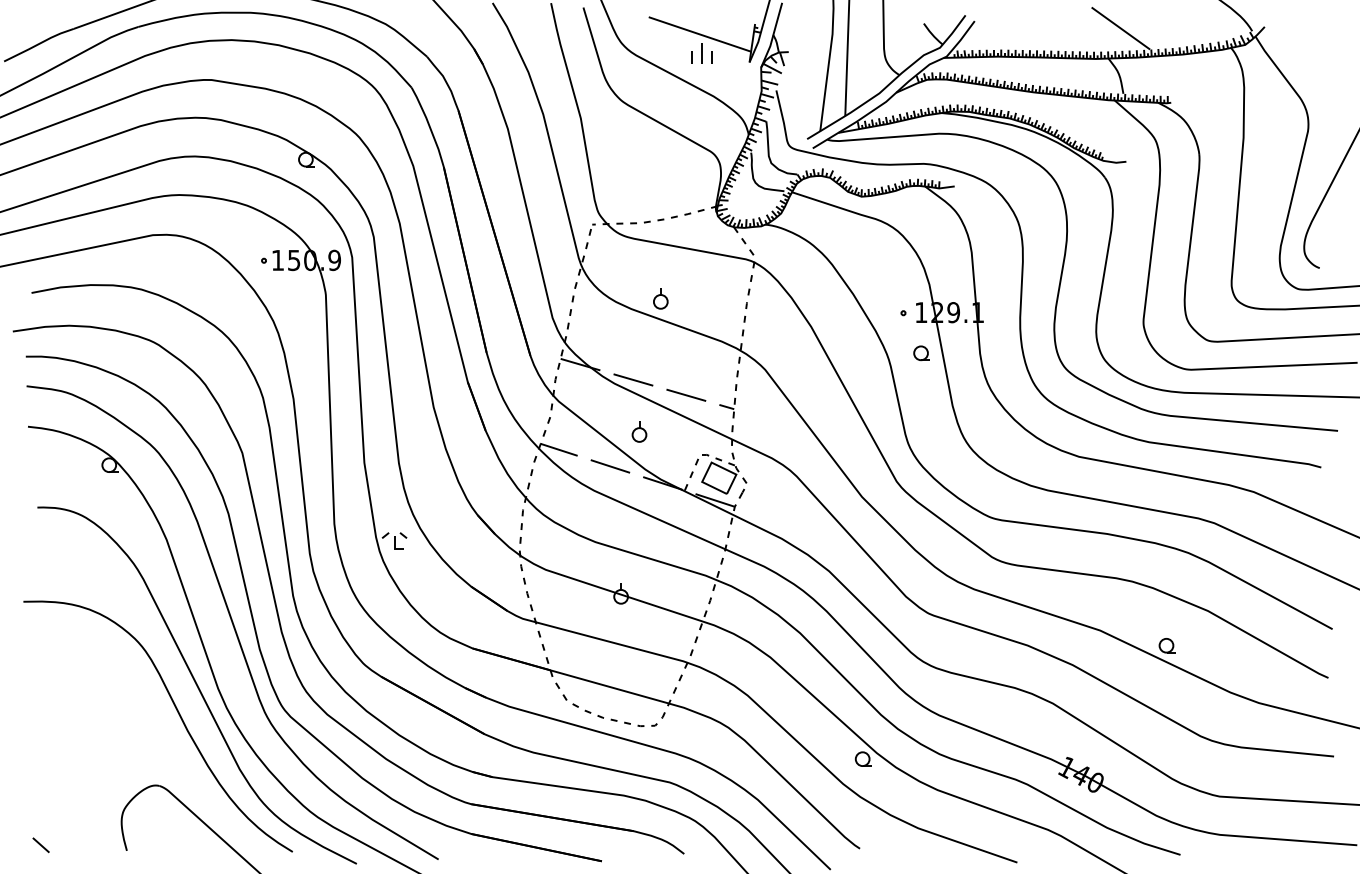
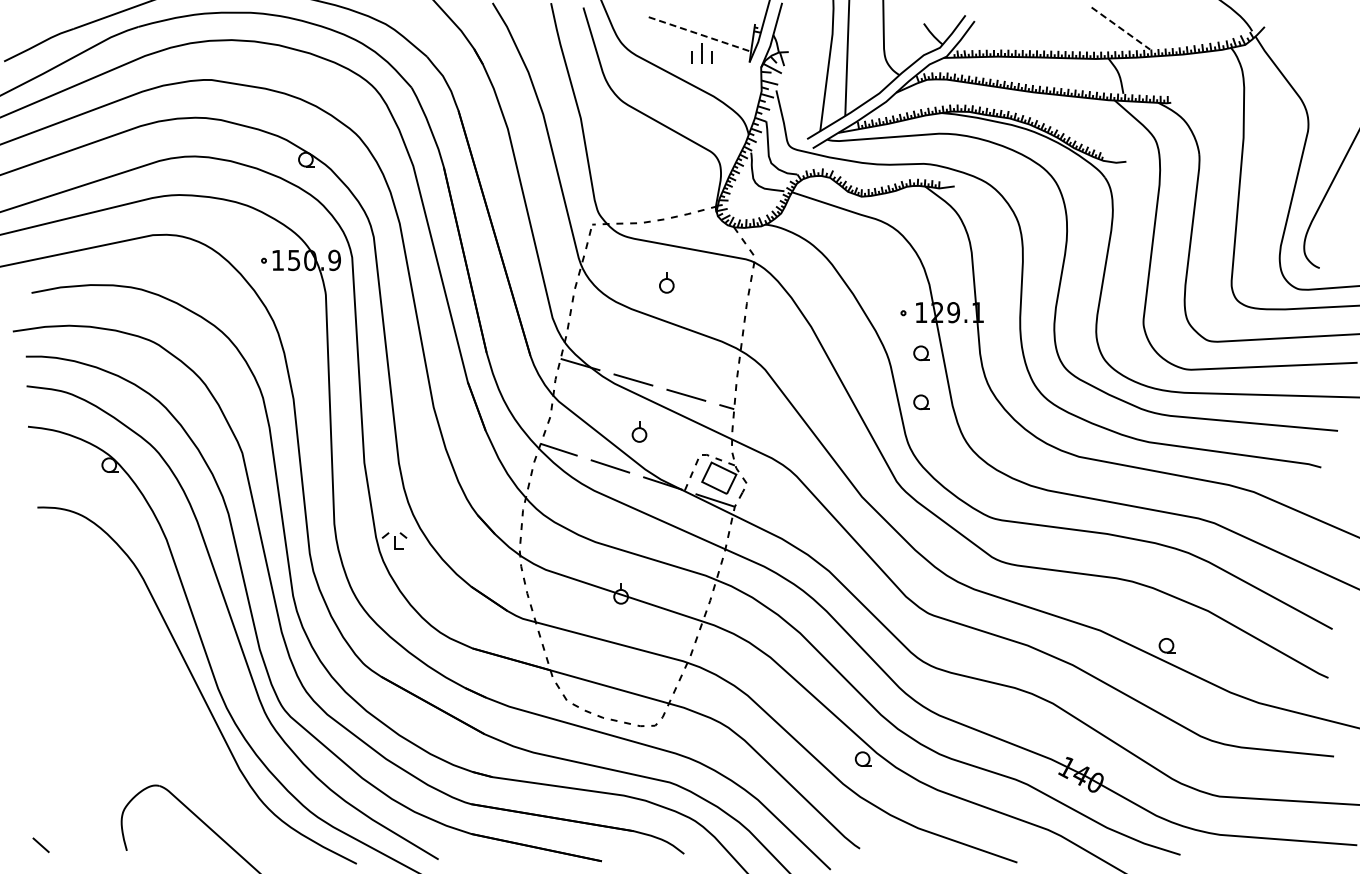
line: solid -> dashed (1121, 28)
line: solid -> dashed (700, 34)
part position: (660, 298) -> (666, 282) (666, 282)
part: none -> present (921, 402)
curve: present -> none (179, 716)
